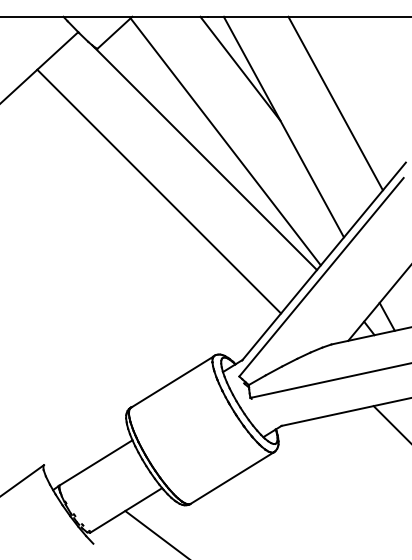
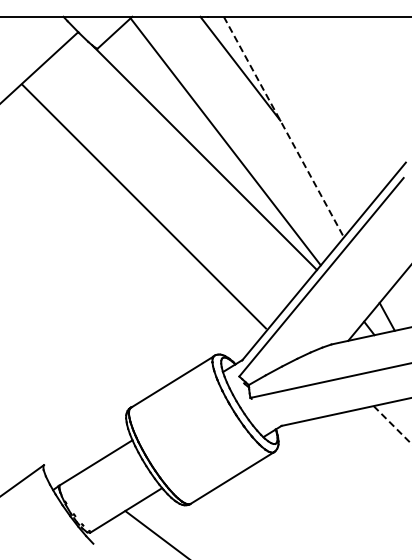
line: present -> none (335, 103)
line: solid -> dashed (283, 127)
line position: (159, 191) -> (144, 206) (144, 206)
line: solid -> dashed (392, 425)
